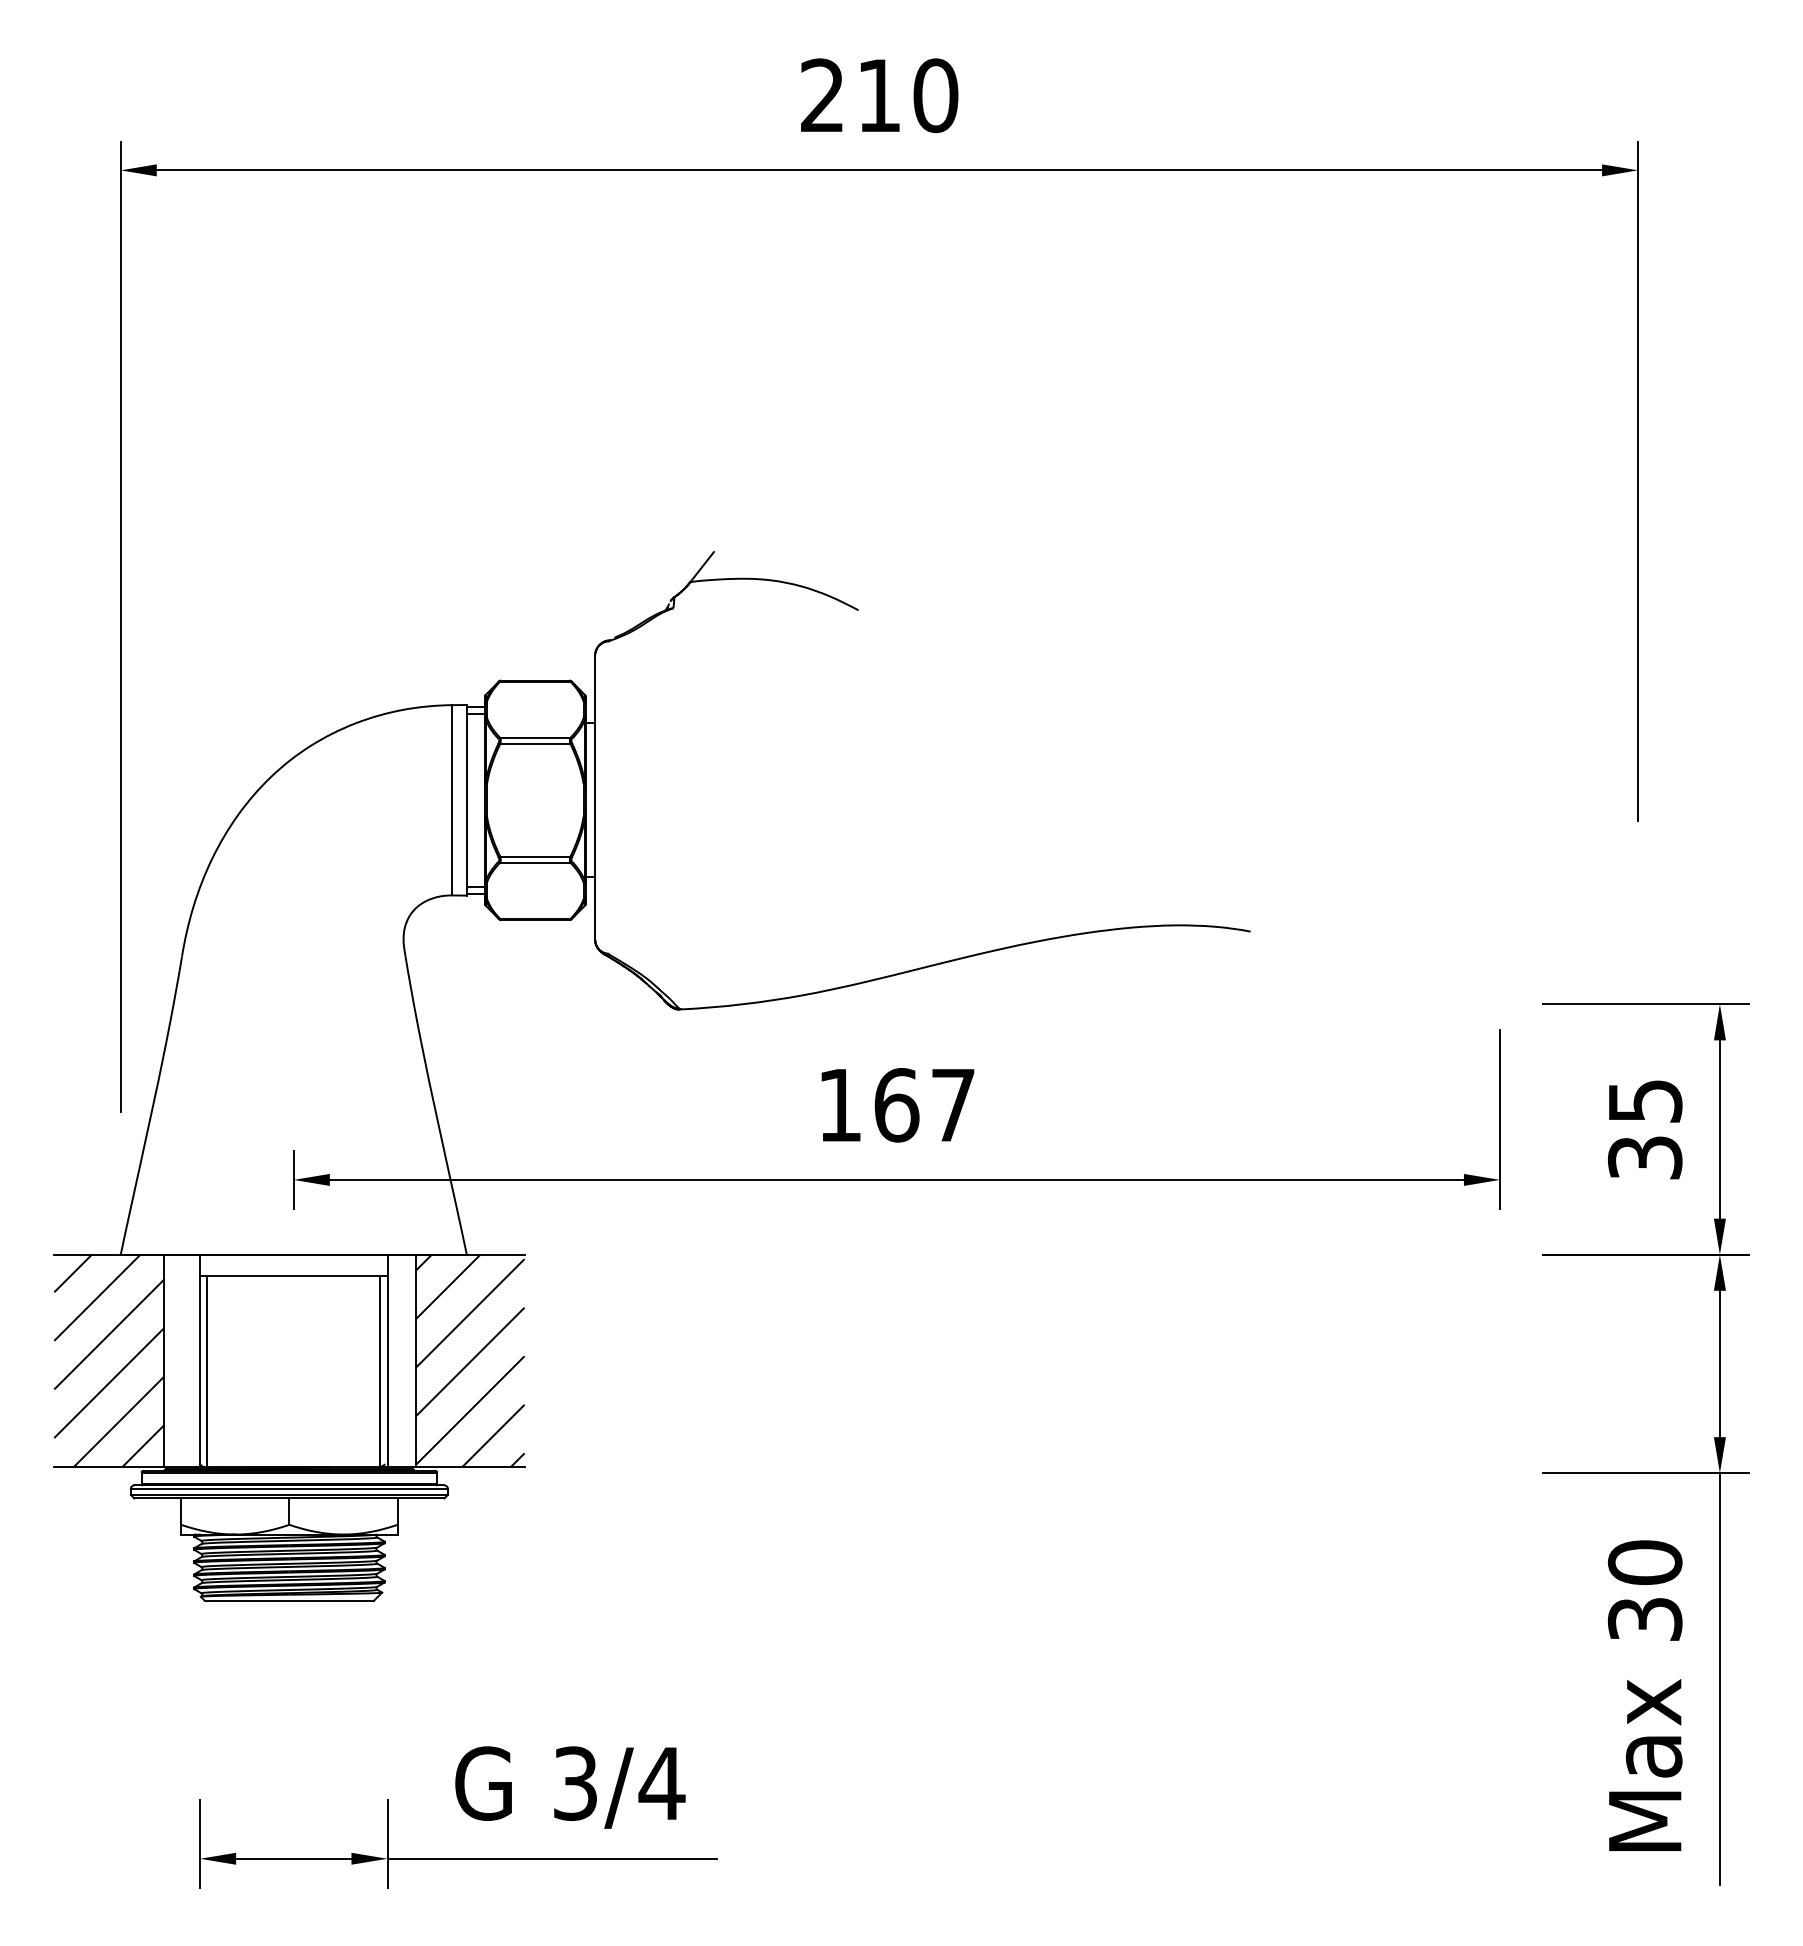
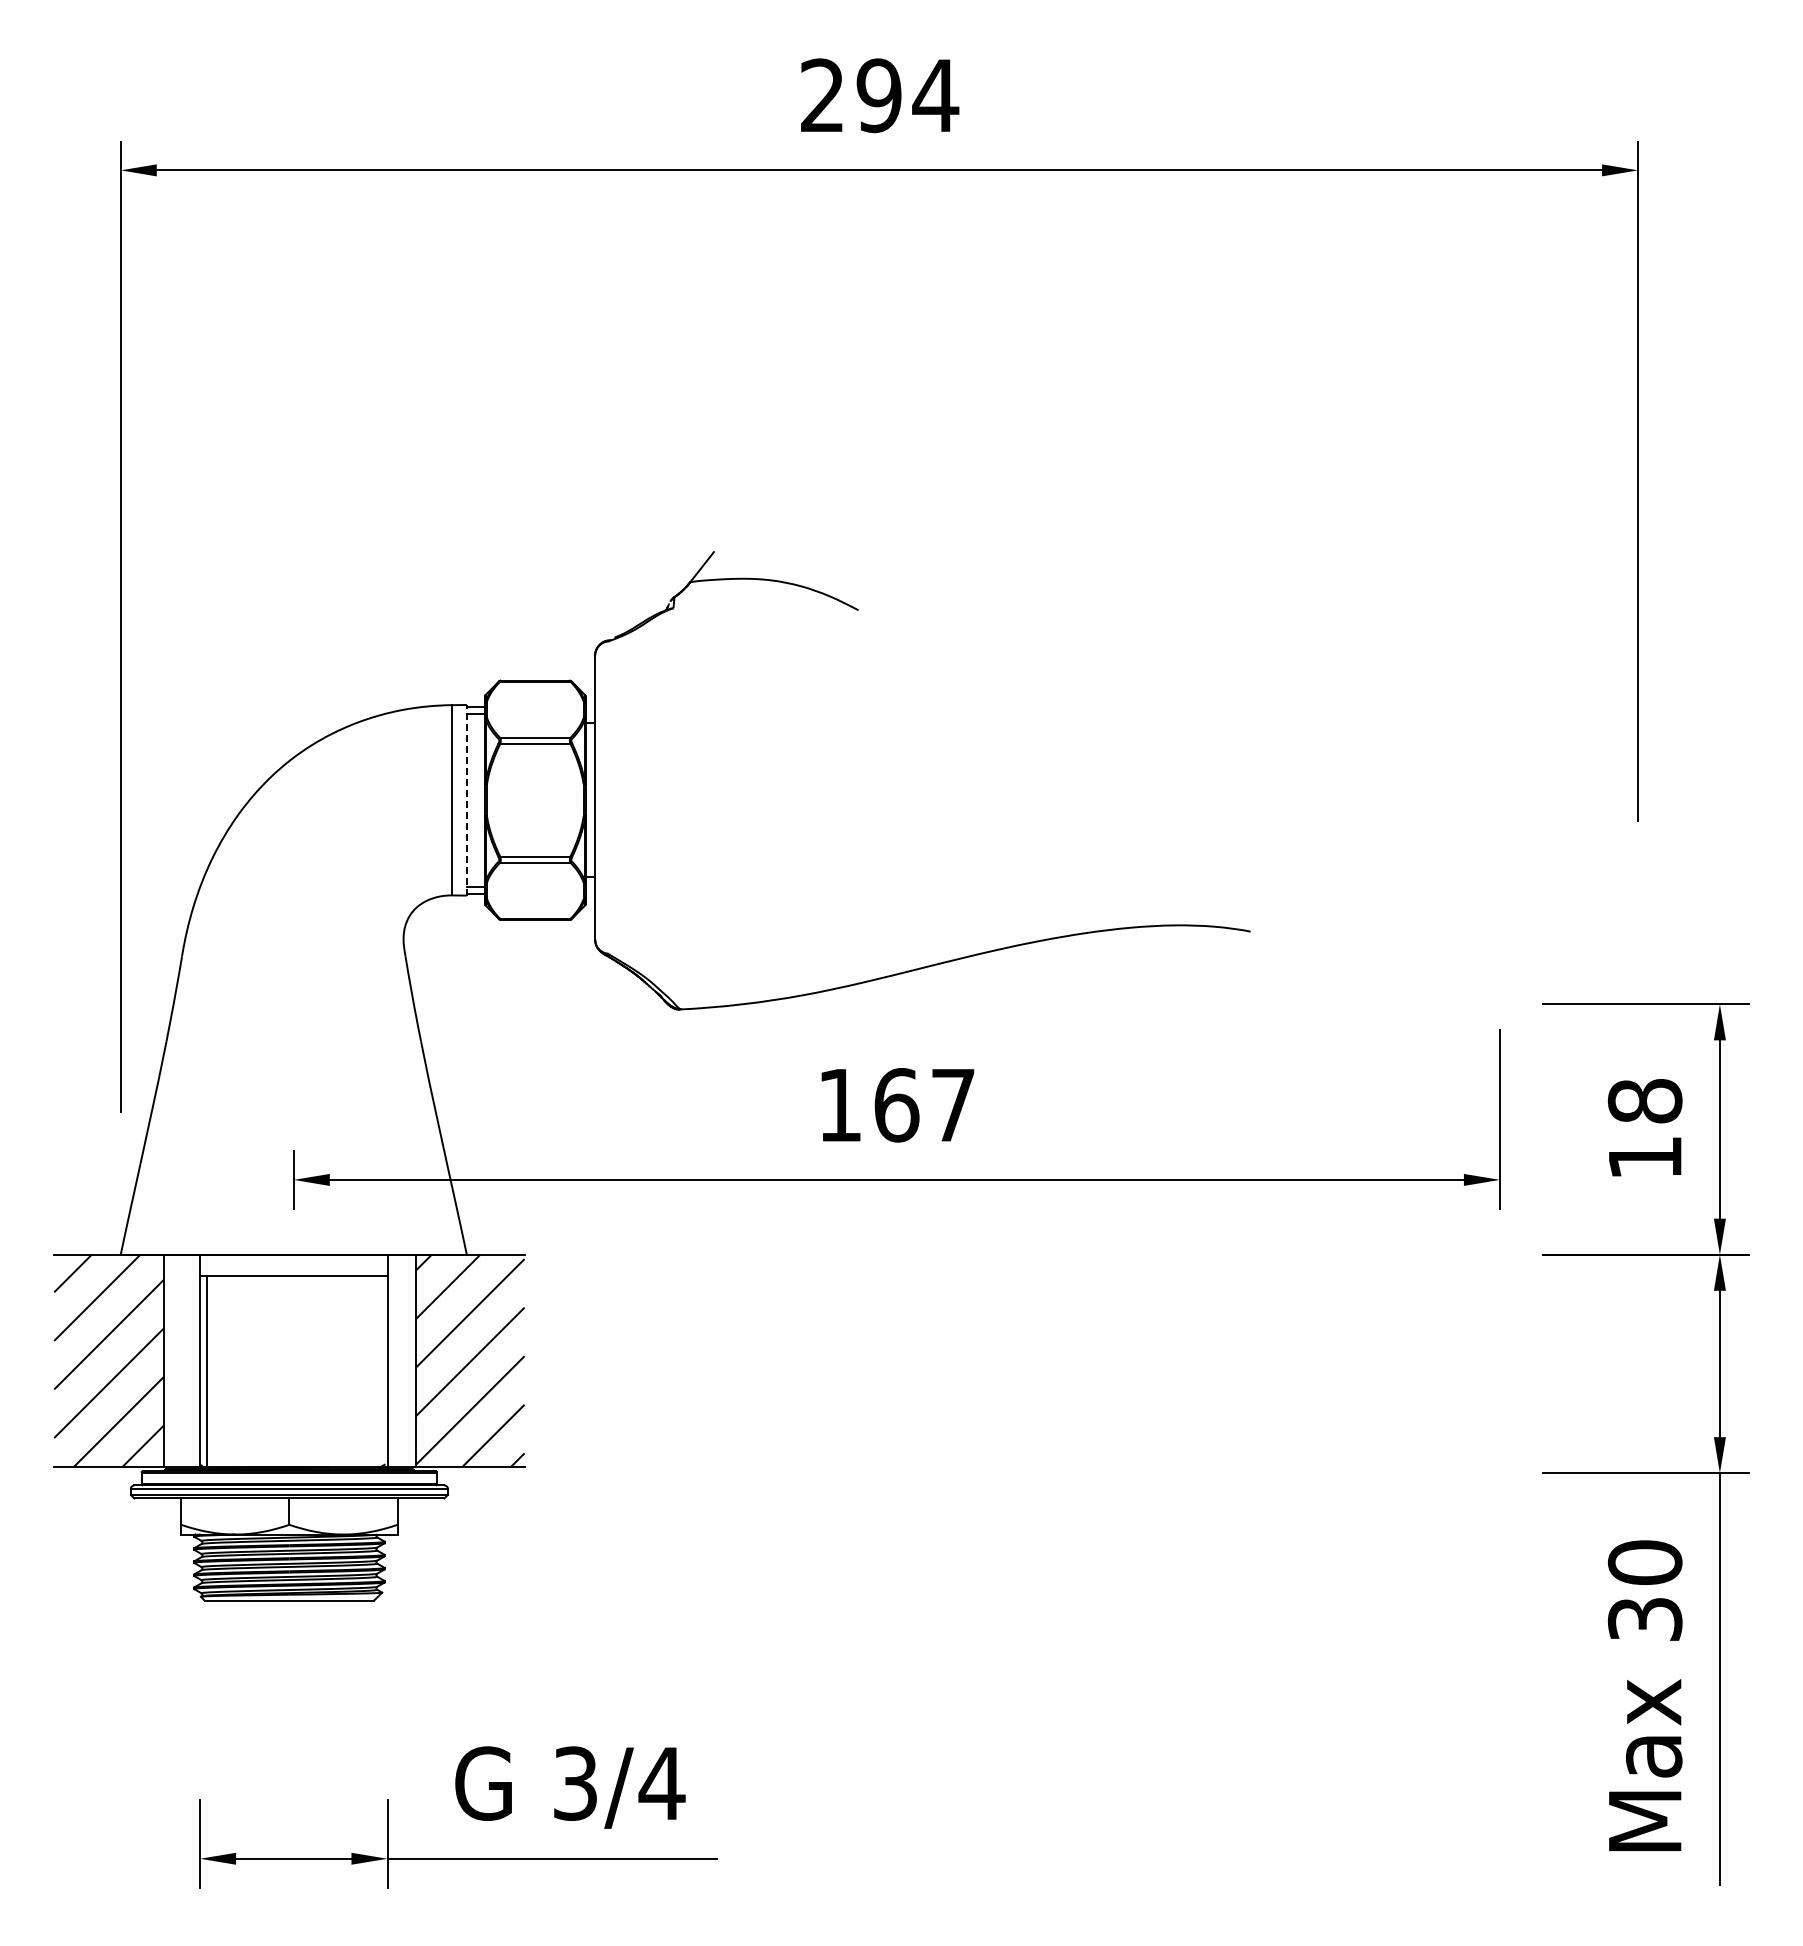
text: 210 -> 294 (907, 95)
line: solid -> dashed (466, 799)
text: 35 -> 18 (1644, 1129)
line: present -> none (380, 1373)
